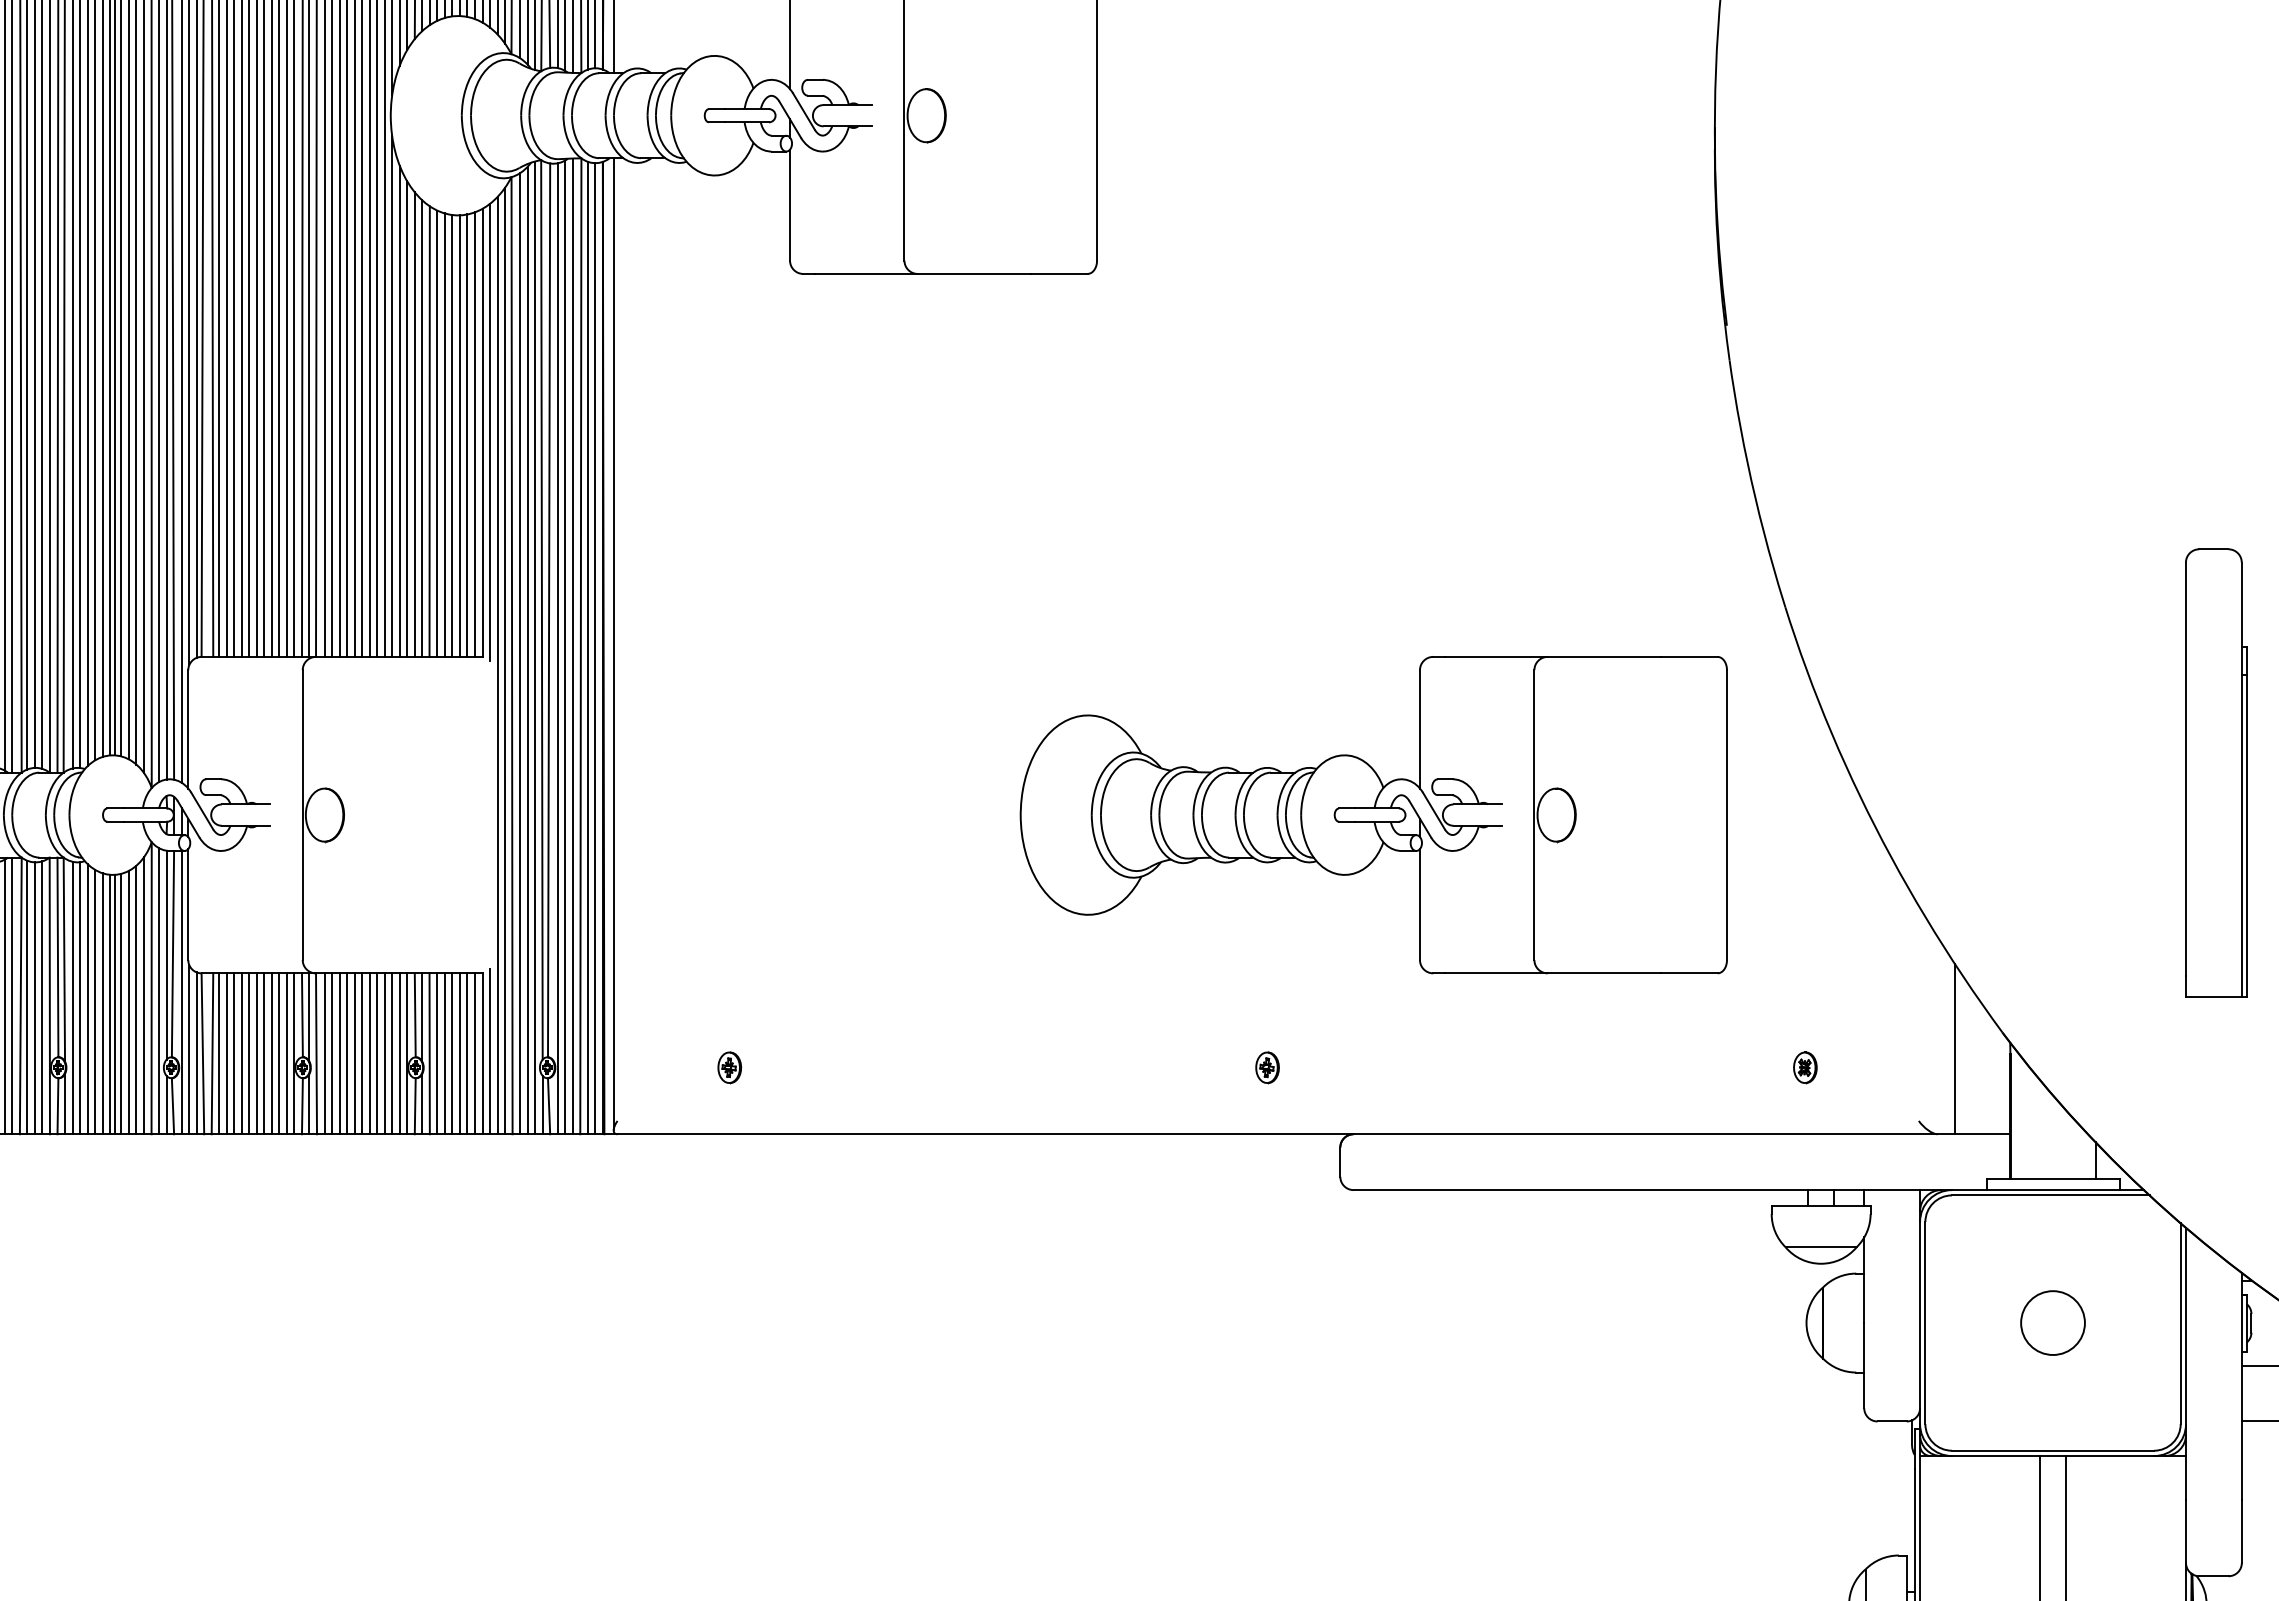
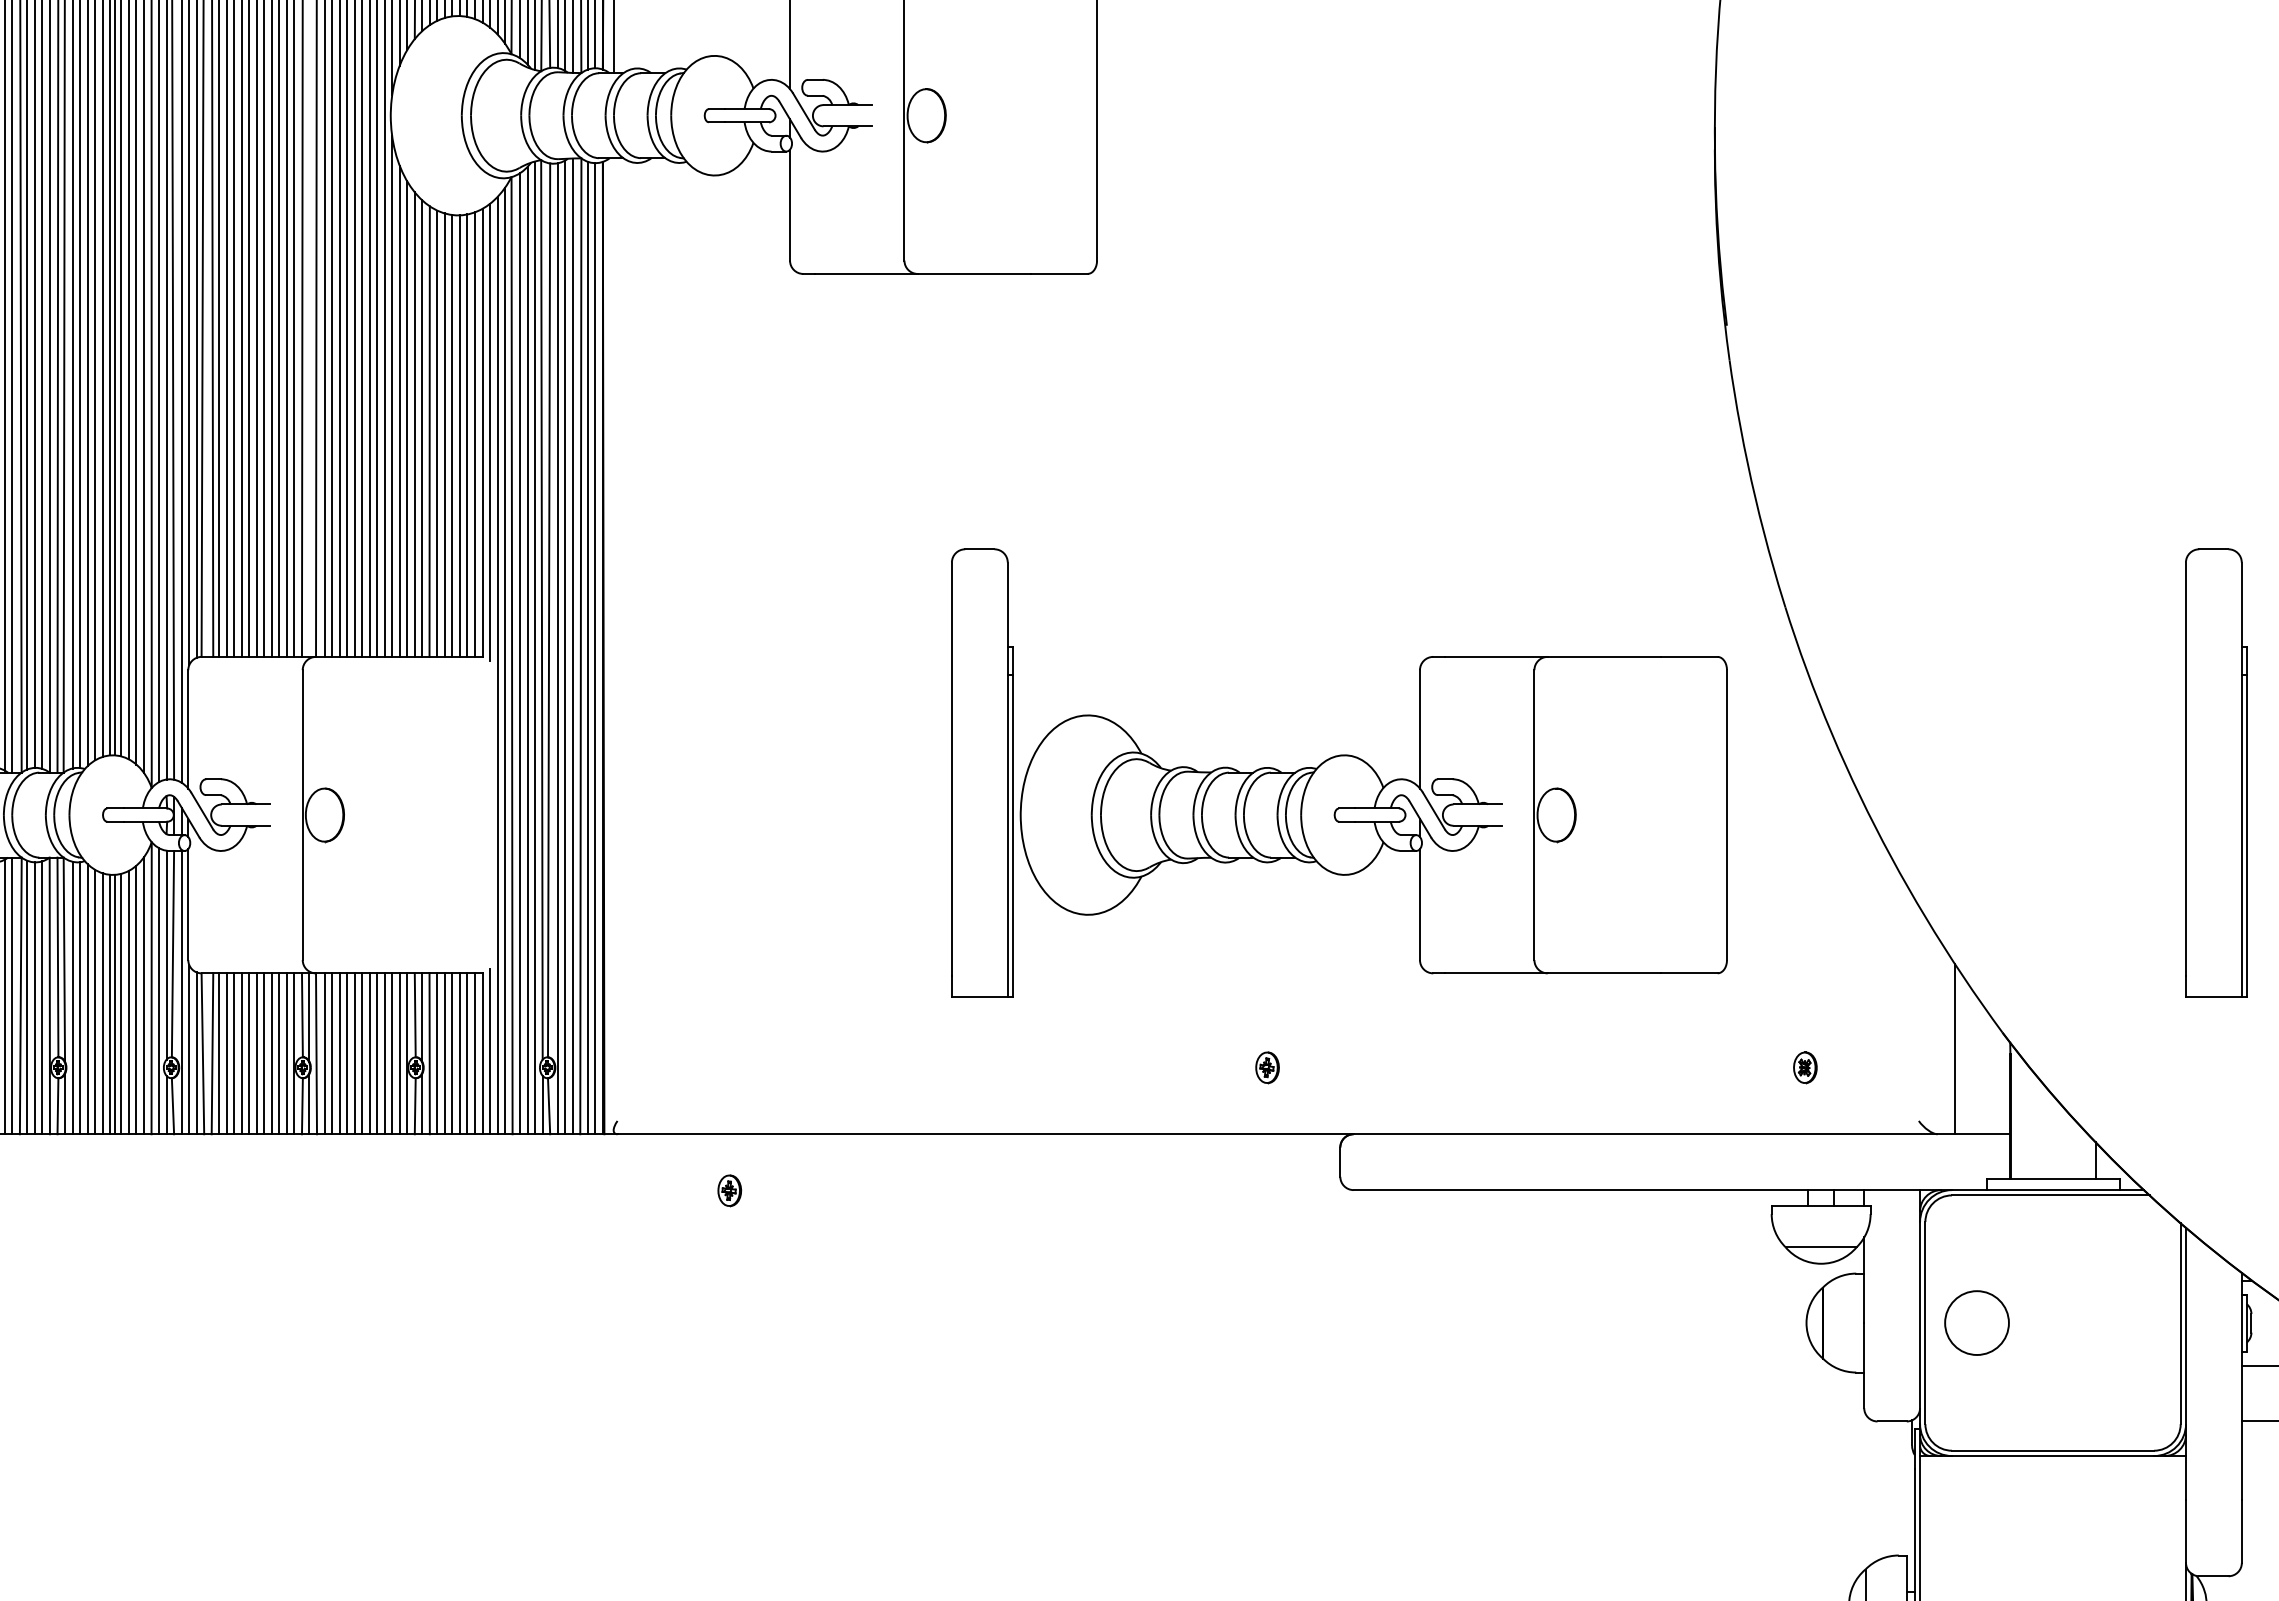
line: present -> none (309, 329)
line: present -> none (613, 644)
part: none -> present (982, 772)
part position: (729, 1067) -> (729, 1190) (729, 1190)
circle position: (2052, 1322) -> (1976, 1322) (1976, 1322)
line: present -> none (2039, 1526)
line: present -> none (2066, 1526)
